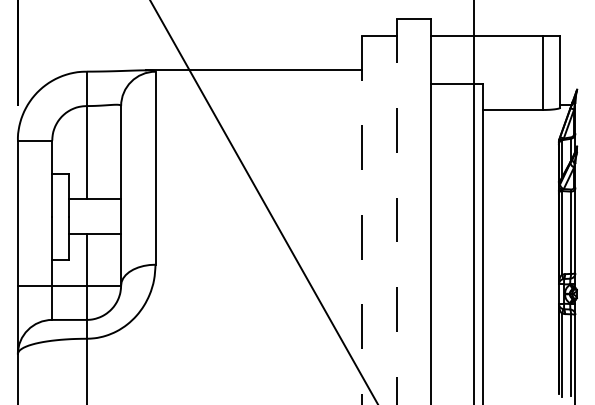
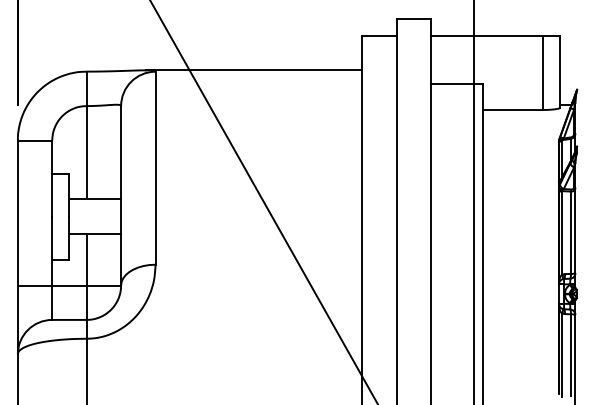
line: dashed -> solid (396, 211)
line: dashed -> solid (362, 220)
